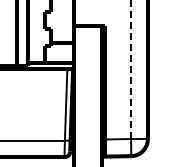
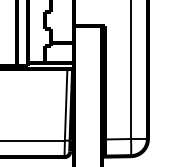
line: dashed -> solid (131, 69)
